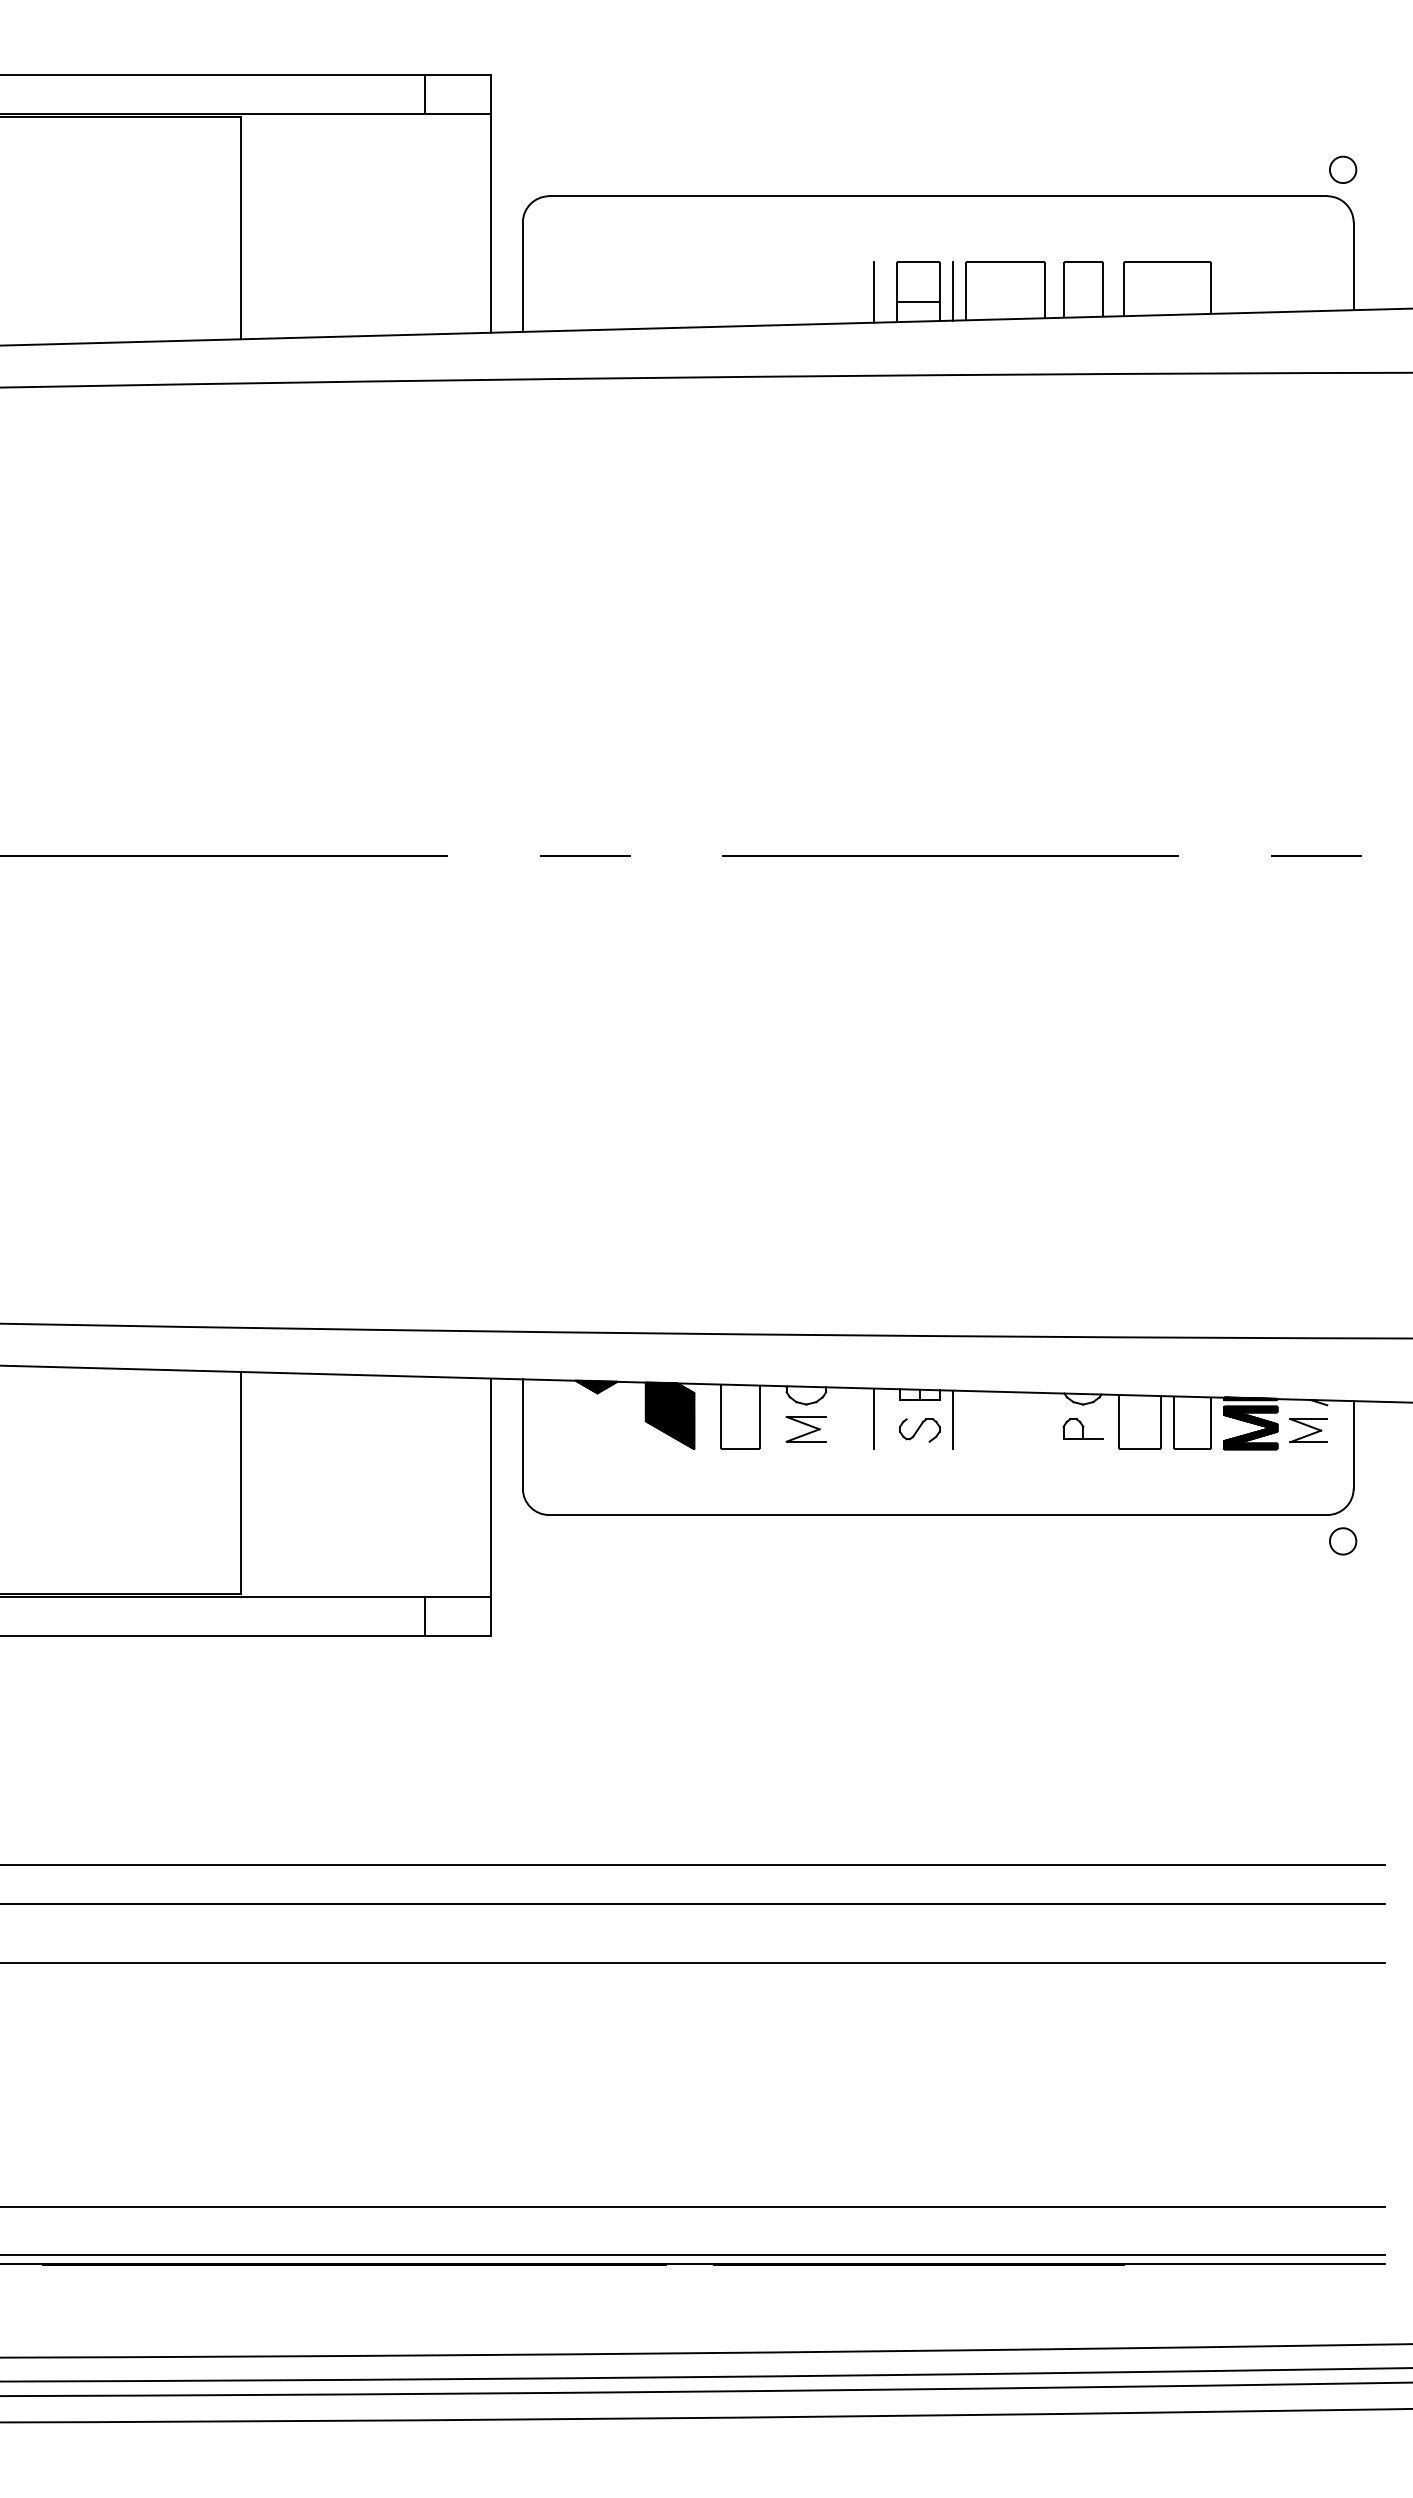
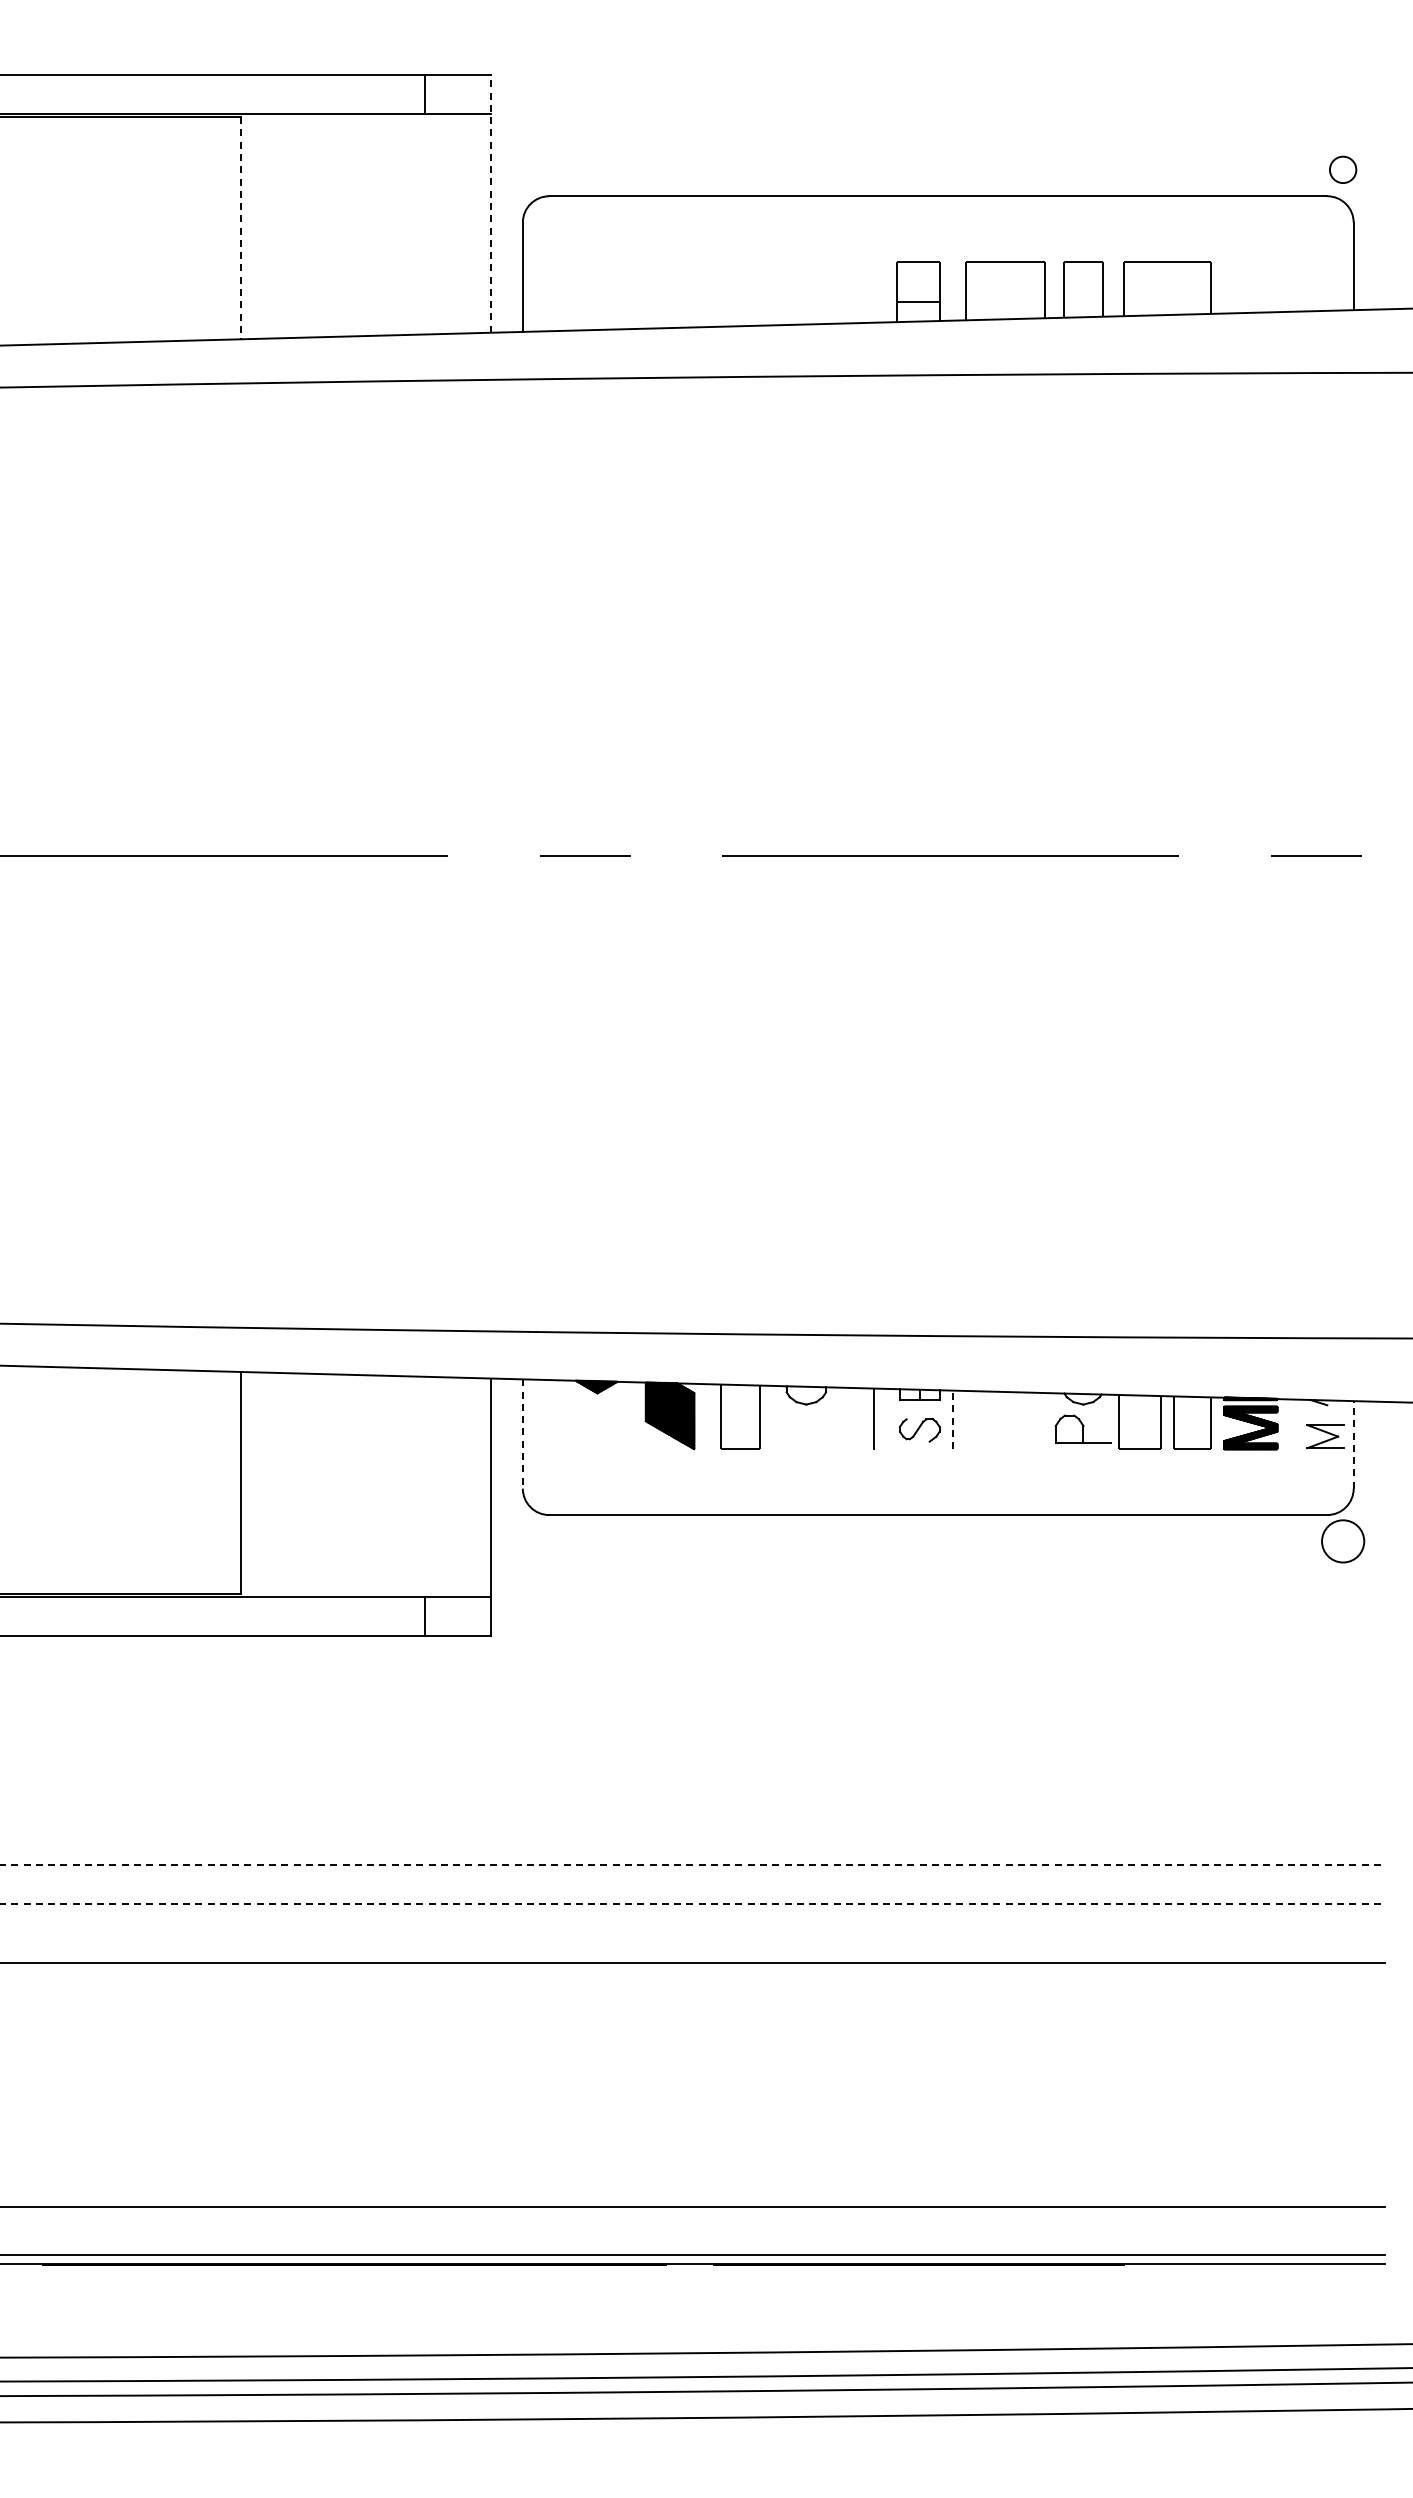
line: solid -> dashed (491, 203)
line: solid -> dashed (240, 228)
line: present -> none (952, 291)
line: present -> none (873, 292)
line: solid -> dashed (952, 1419)
part: present -> none (805, 1428)
part size: 42x22 px -> 58x30 px (1082, 1428)
part position: (1308, 1430) -> (1325, 1436) (1325, 1436)
line: solid -> dashed (522, 1434)
line: solid -> dashed (1353, 1444)
circle diameter: 26 px -> 42 px (1343, 1541)
line: solid -> dashed (693, 1865)
line: solid -> dashed (693, 1904)
